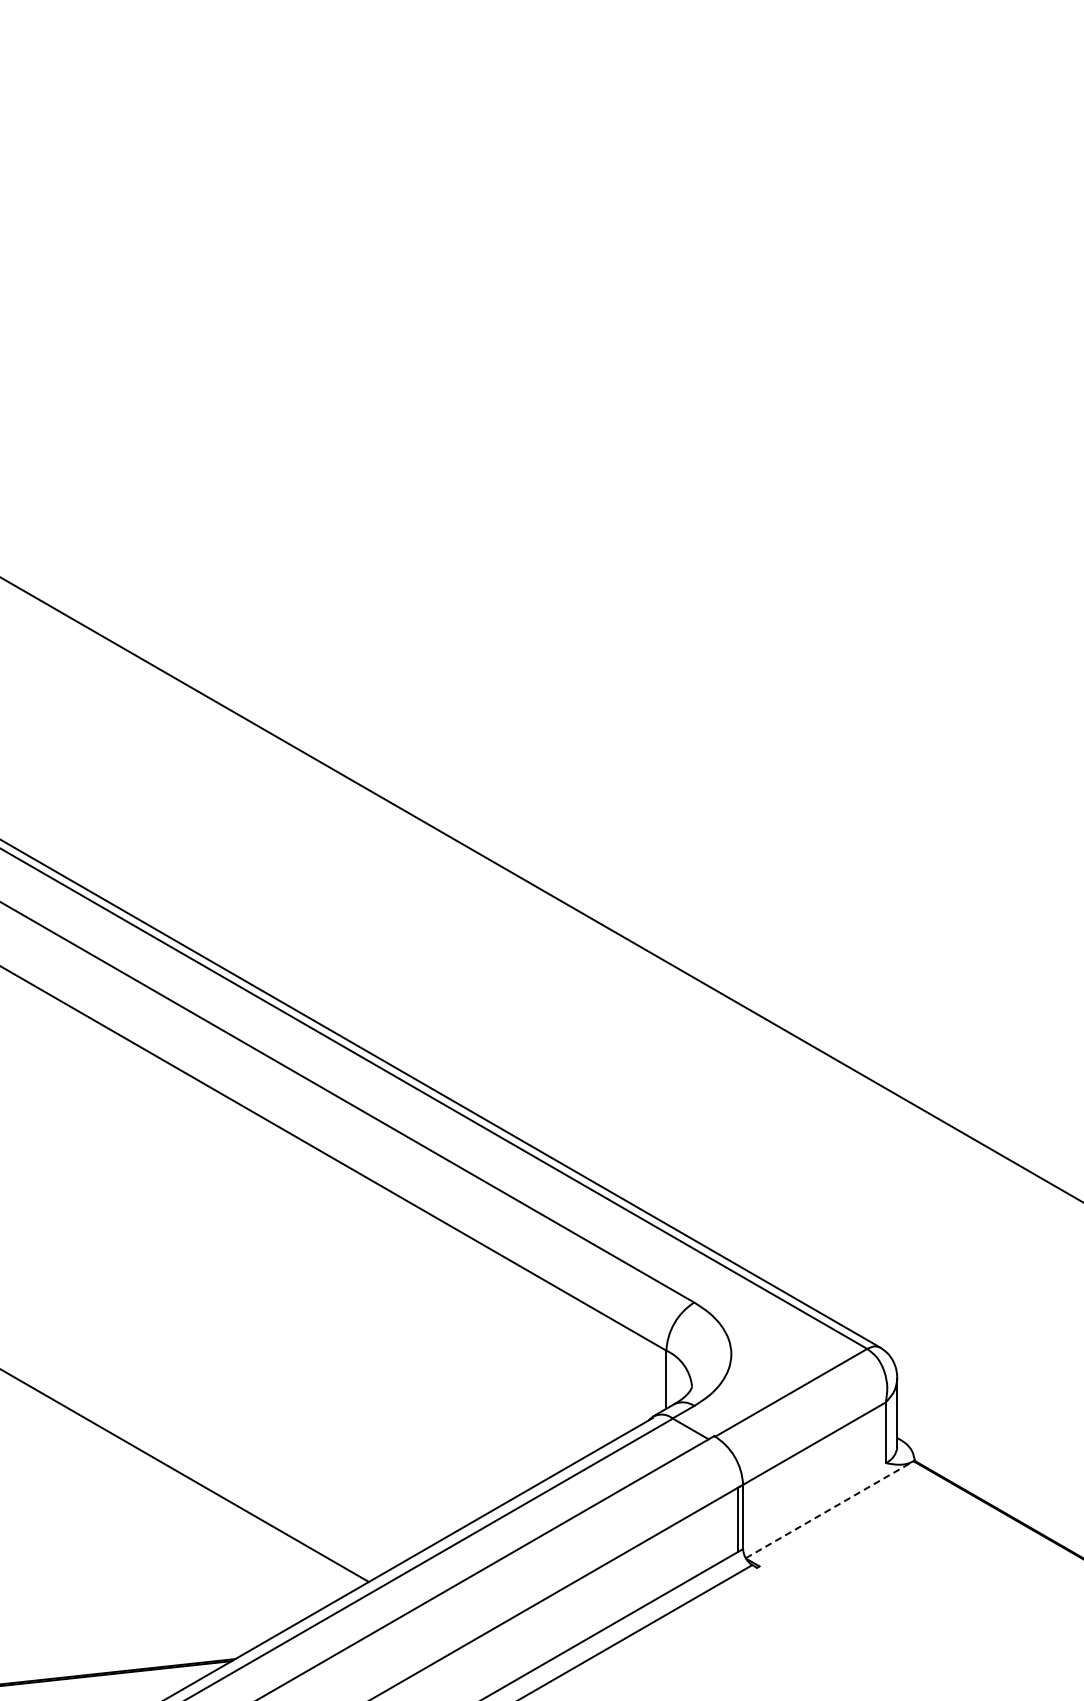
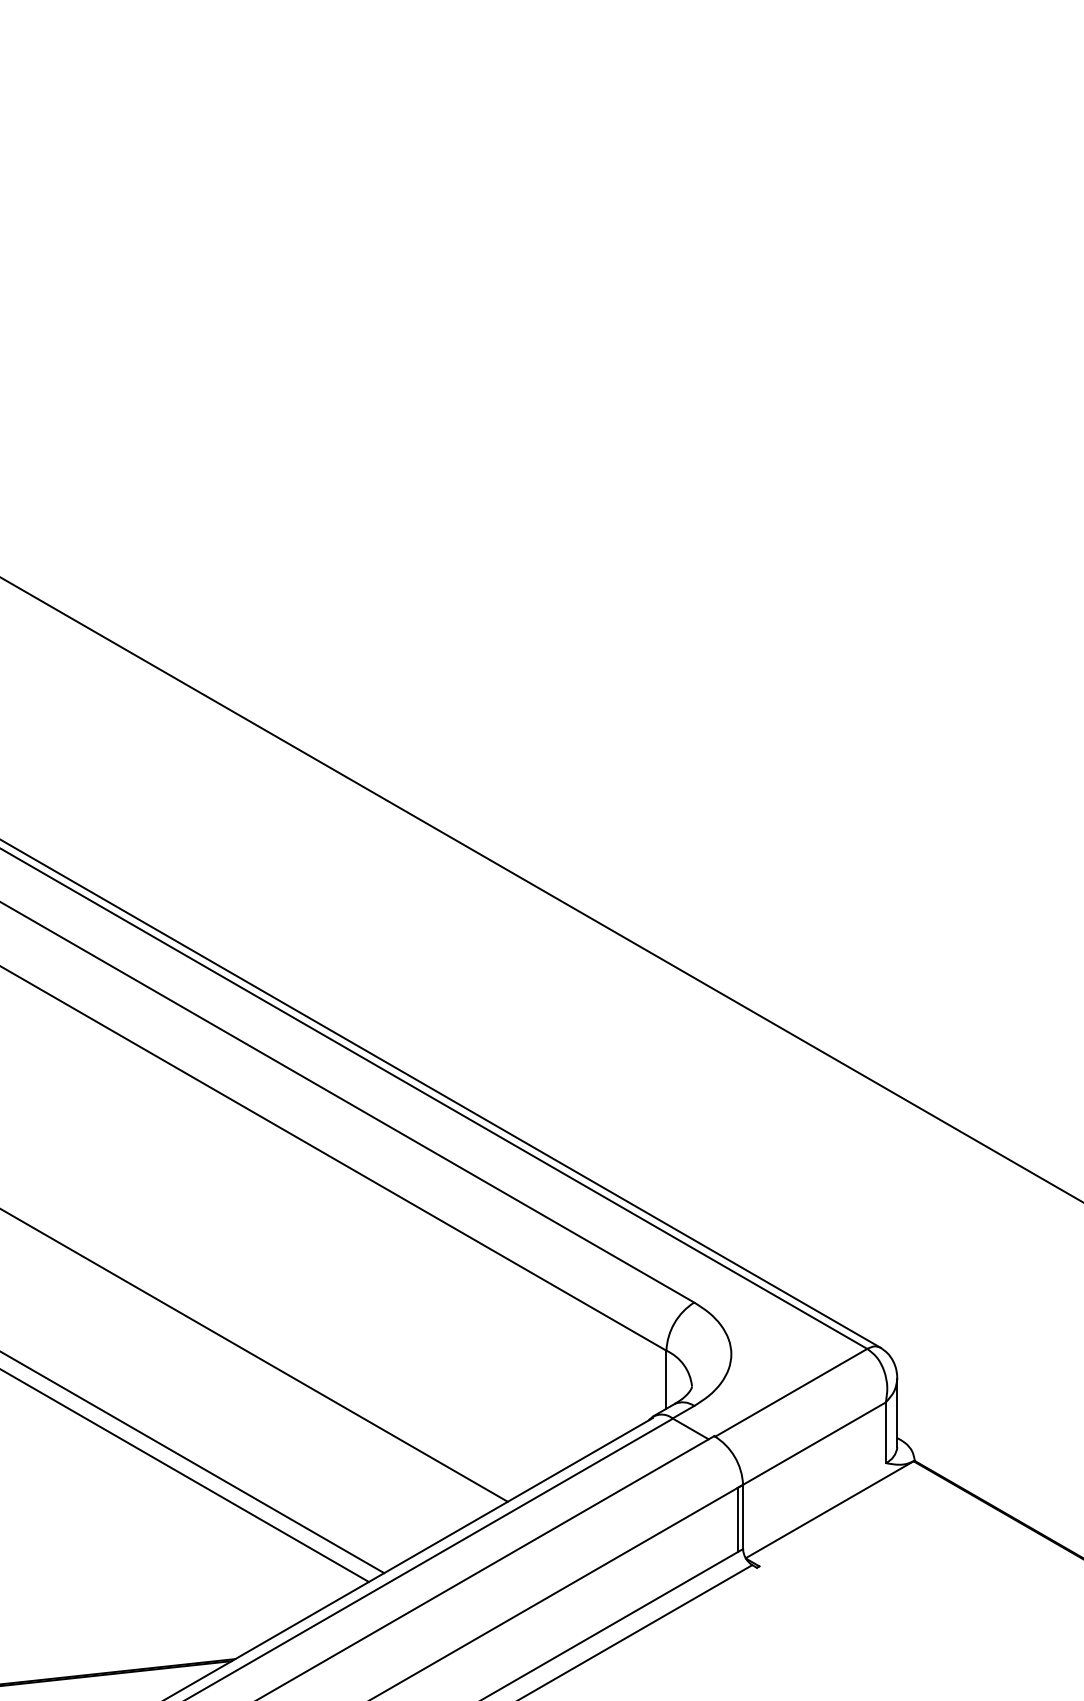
line: none -> present (254, 1355)
line: none -> present (193, 1462)
line: dashed -> solid (830, 1509)
